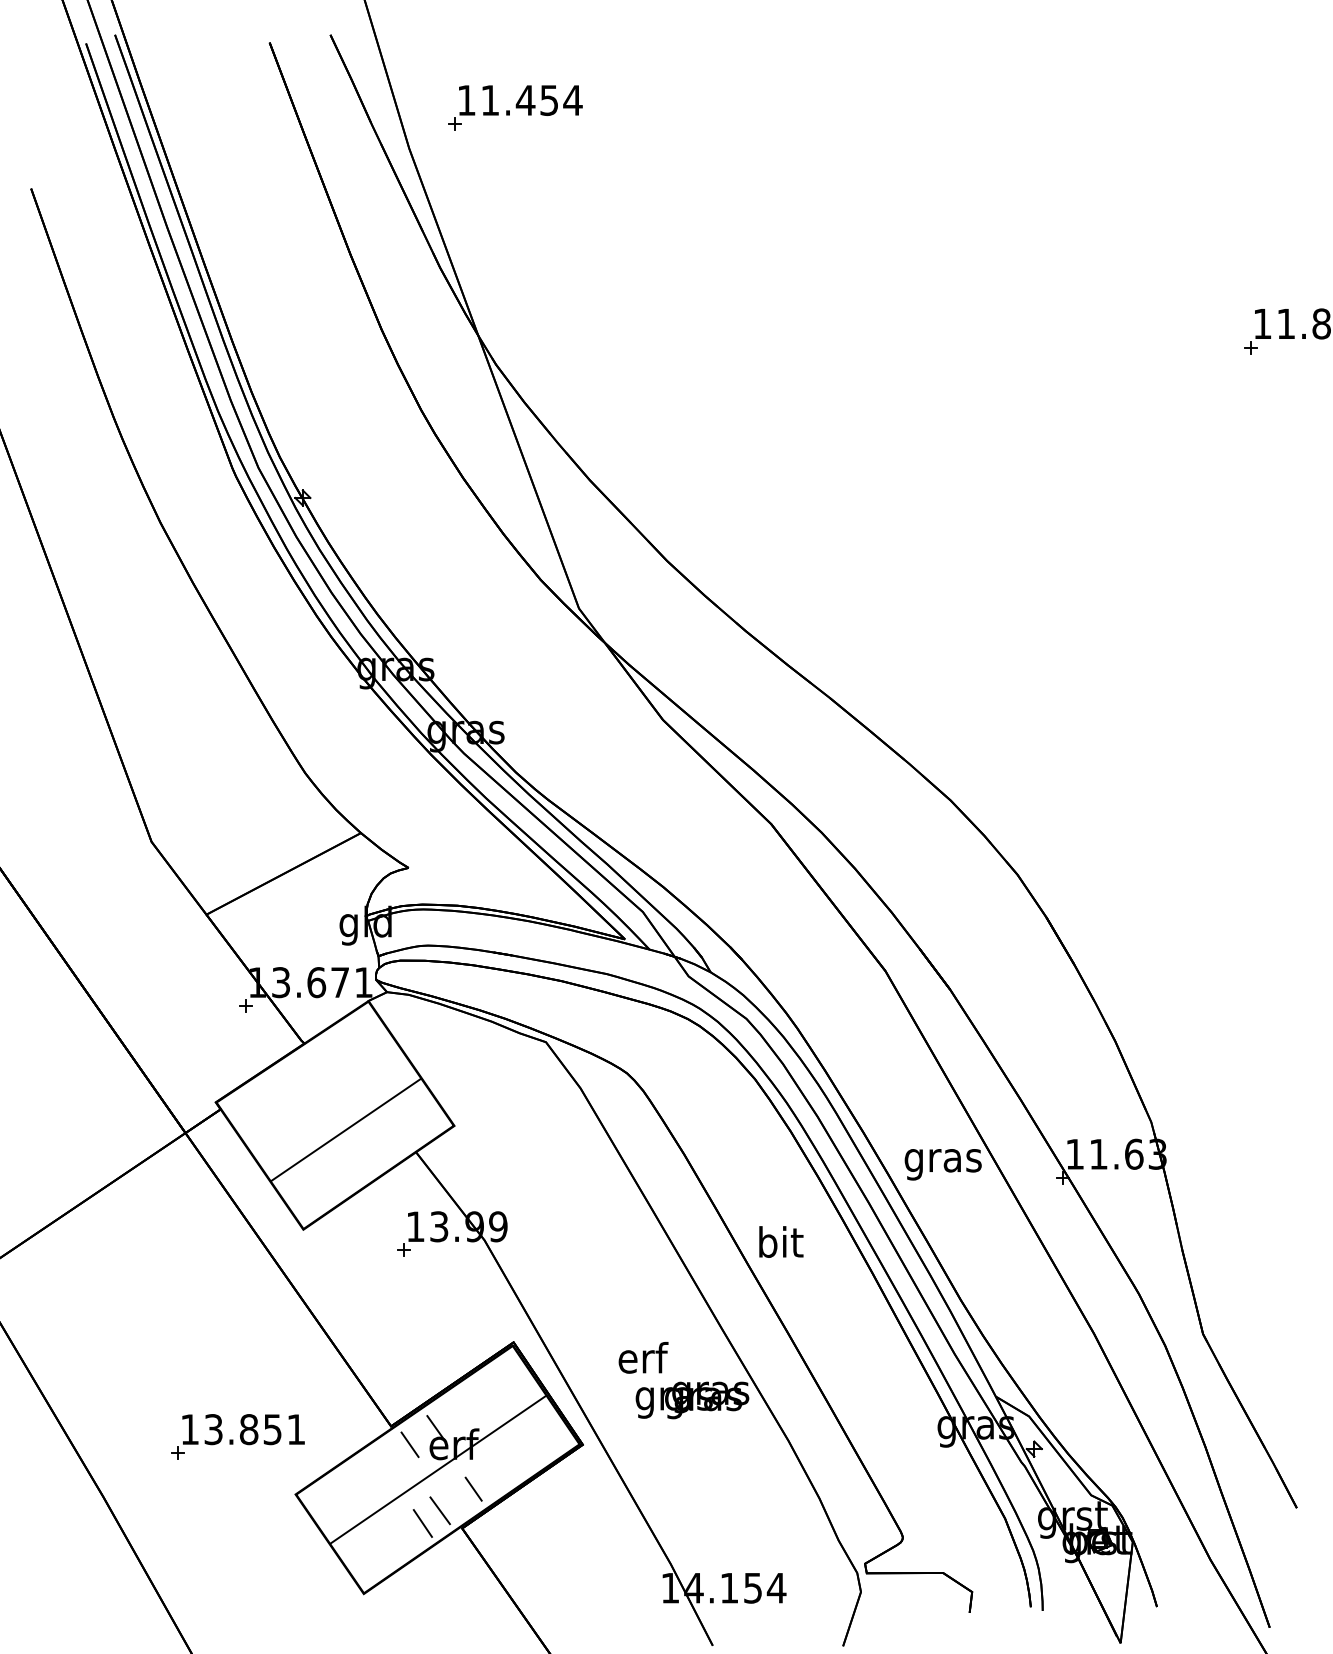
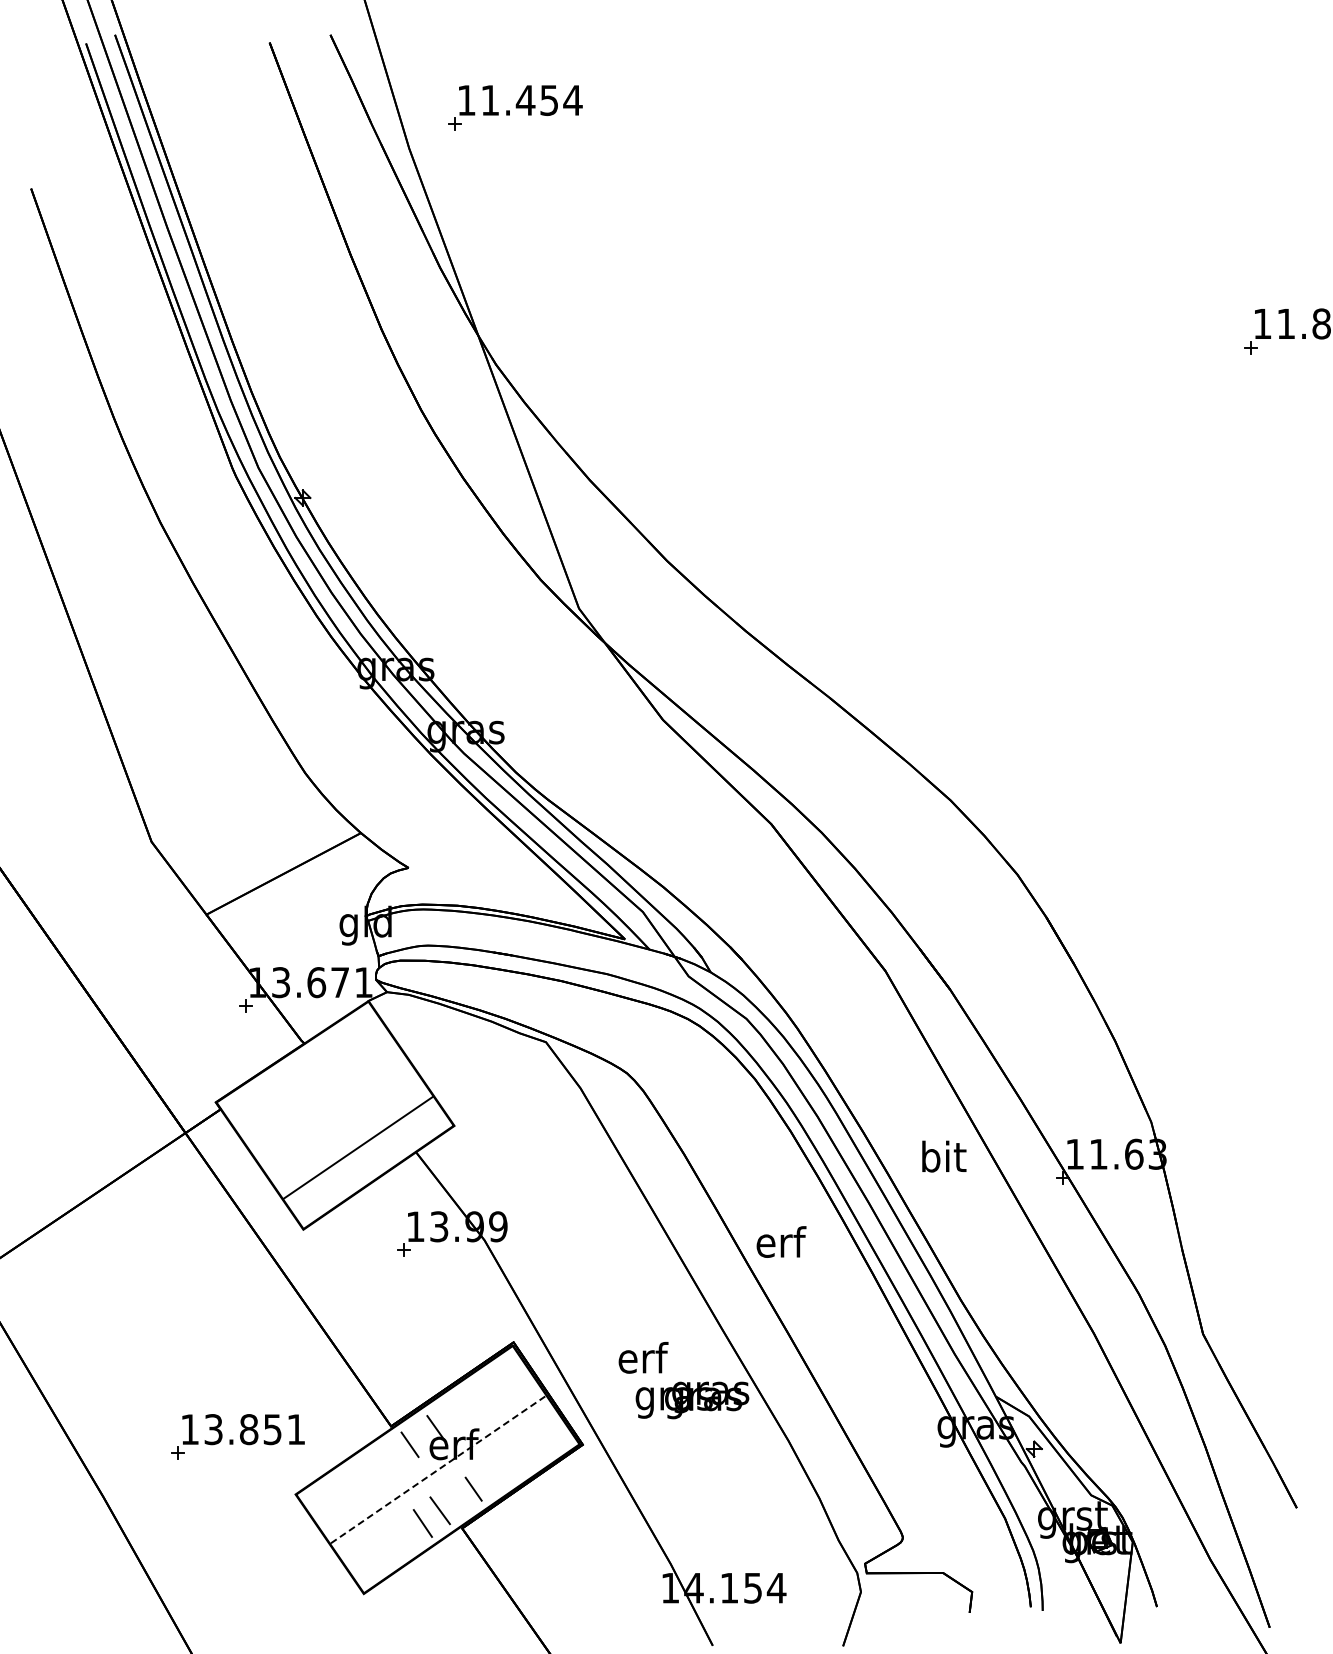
line position: (345, 1129) -> (357, 1147) (357, 1147)
text: gras -> bit (942, 1160)
text: bit -> erf (781, 1241)
line: solid -> dashed (438, 1469)
